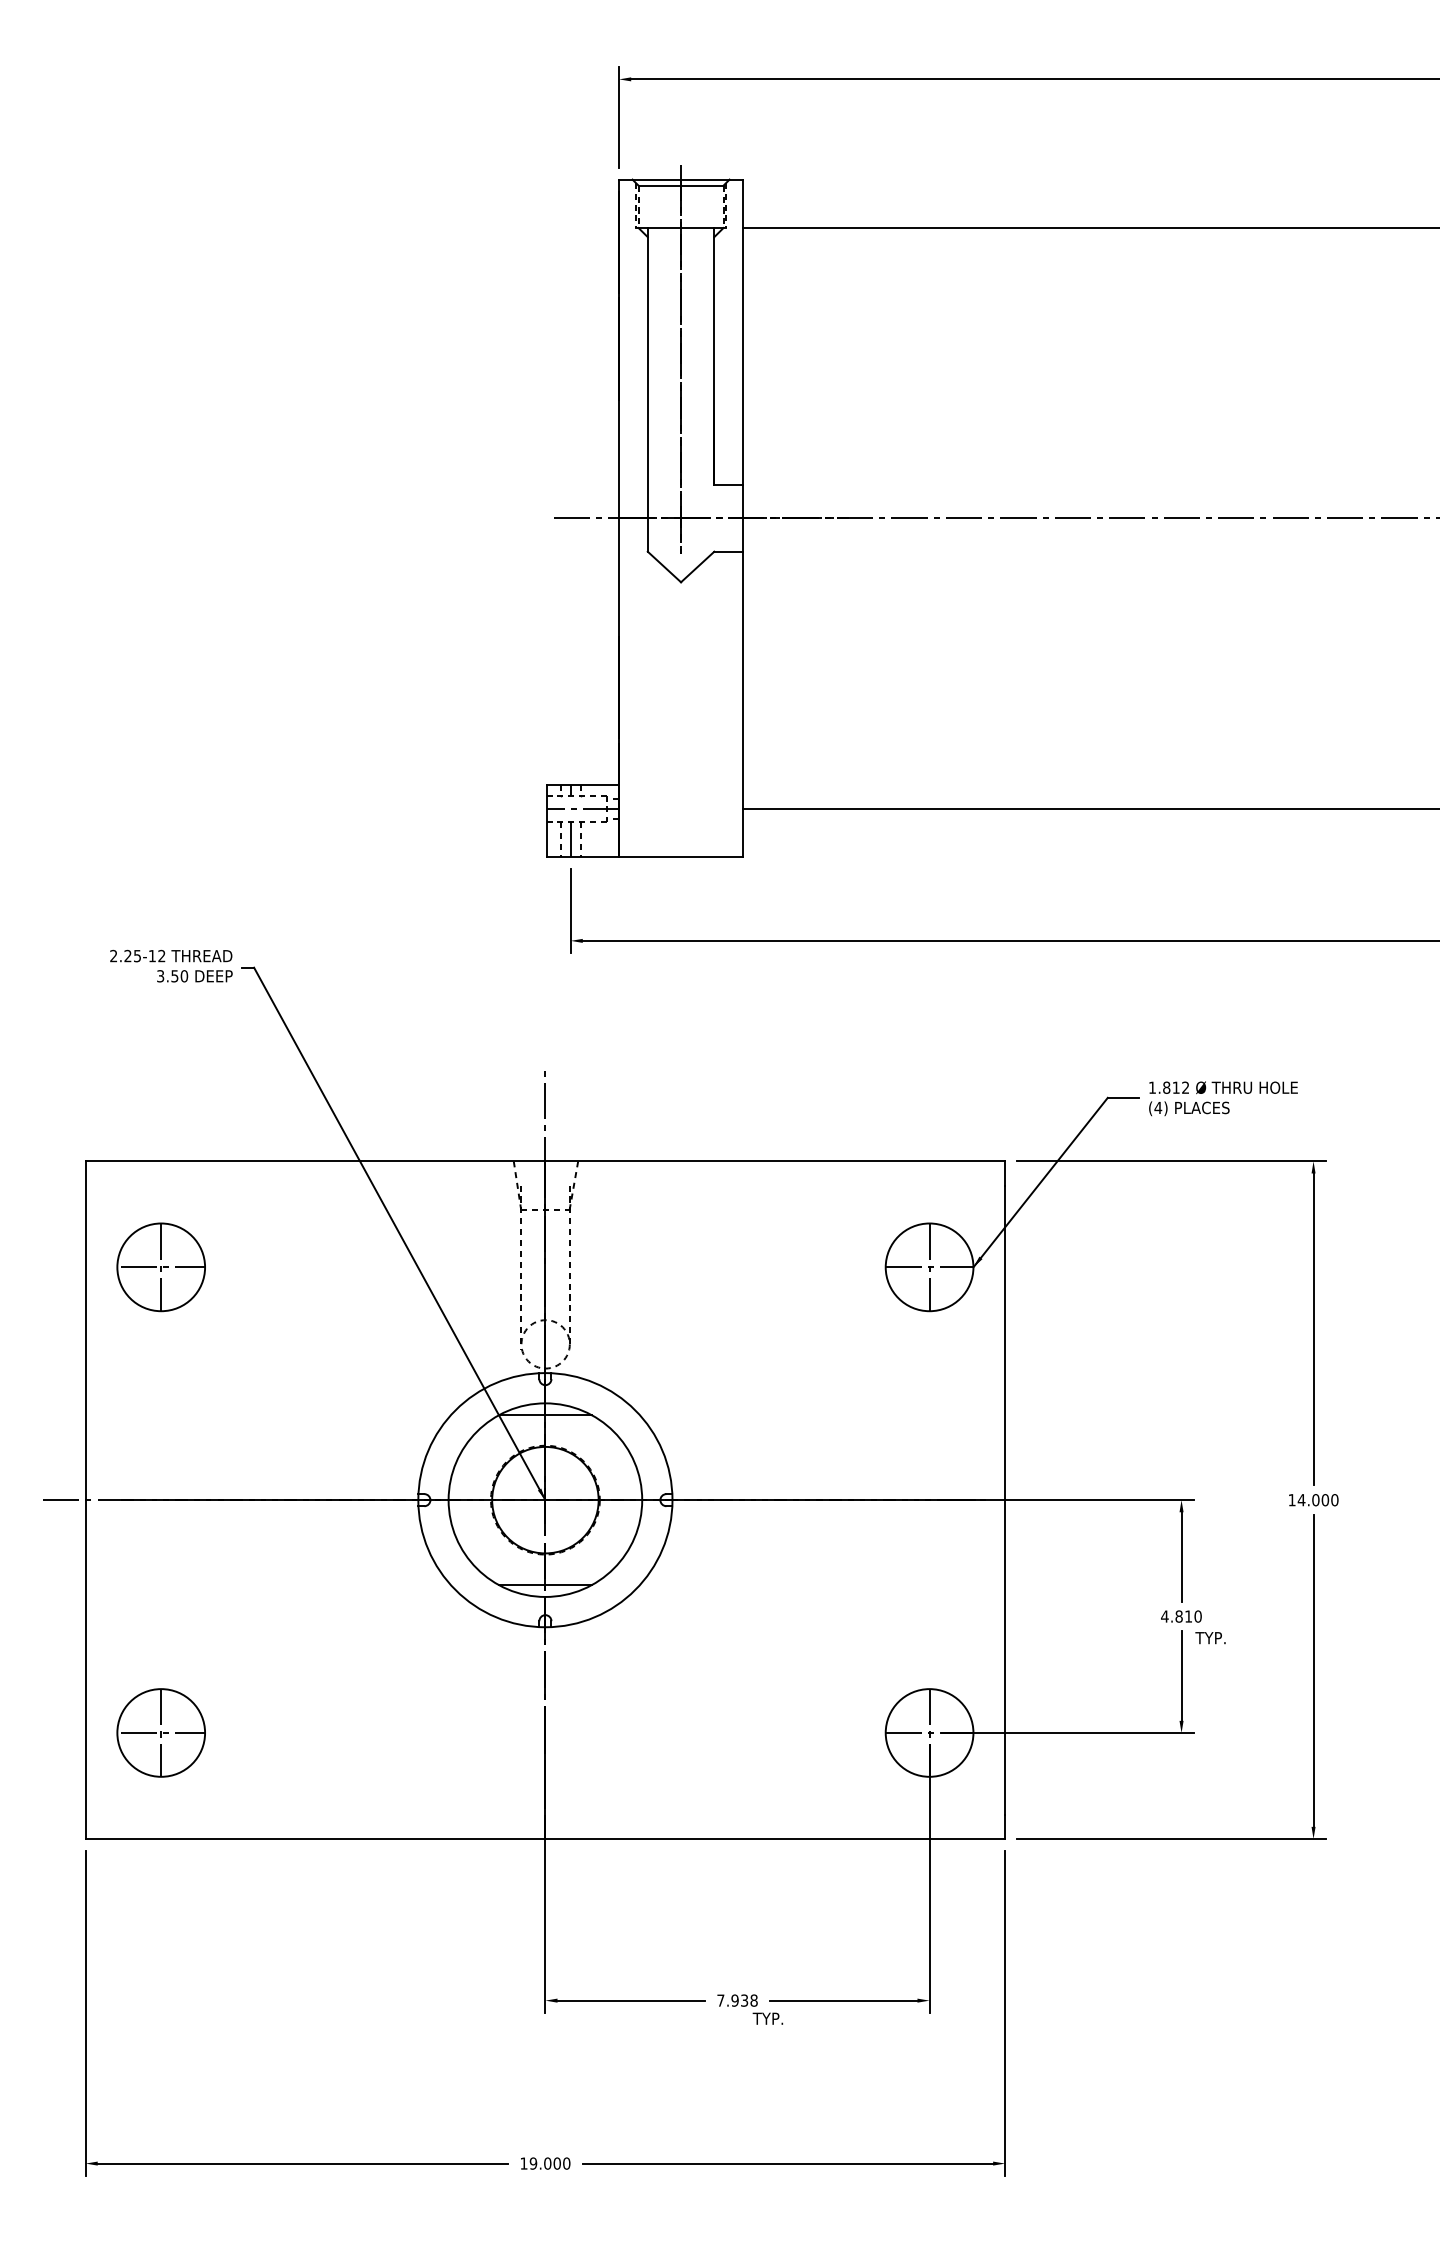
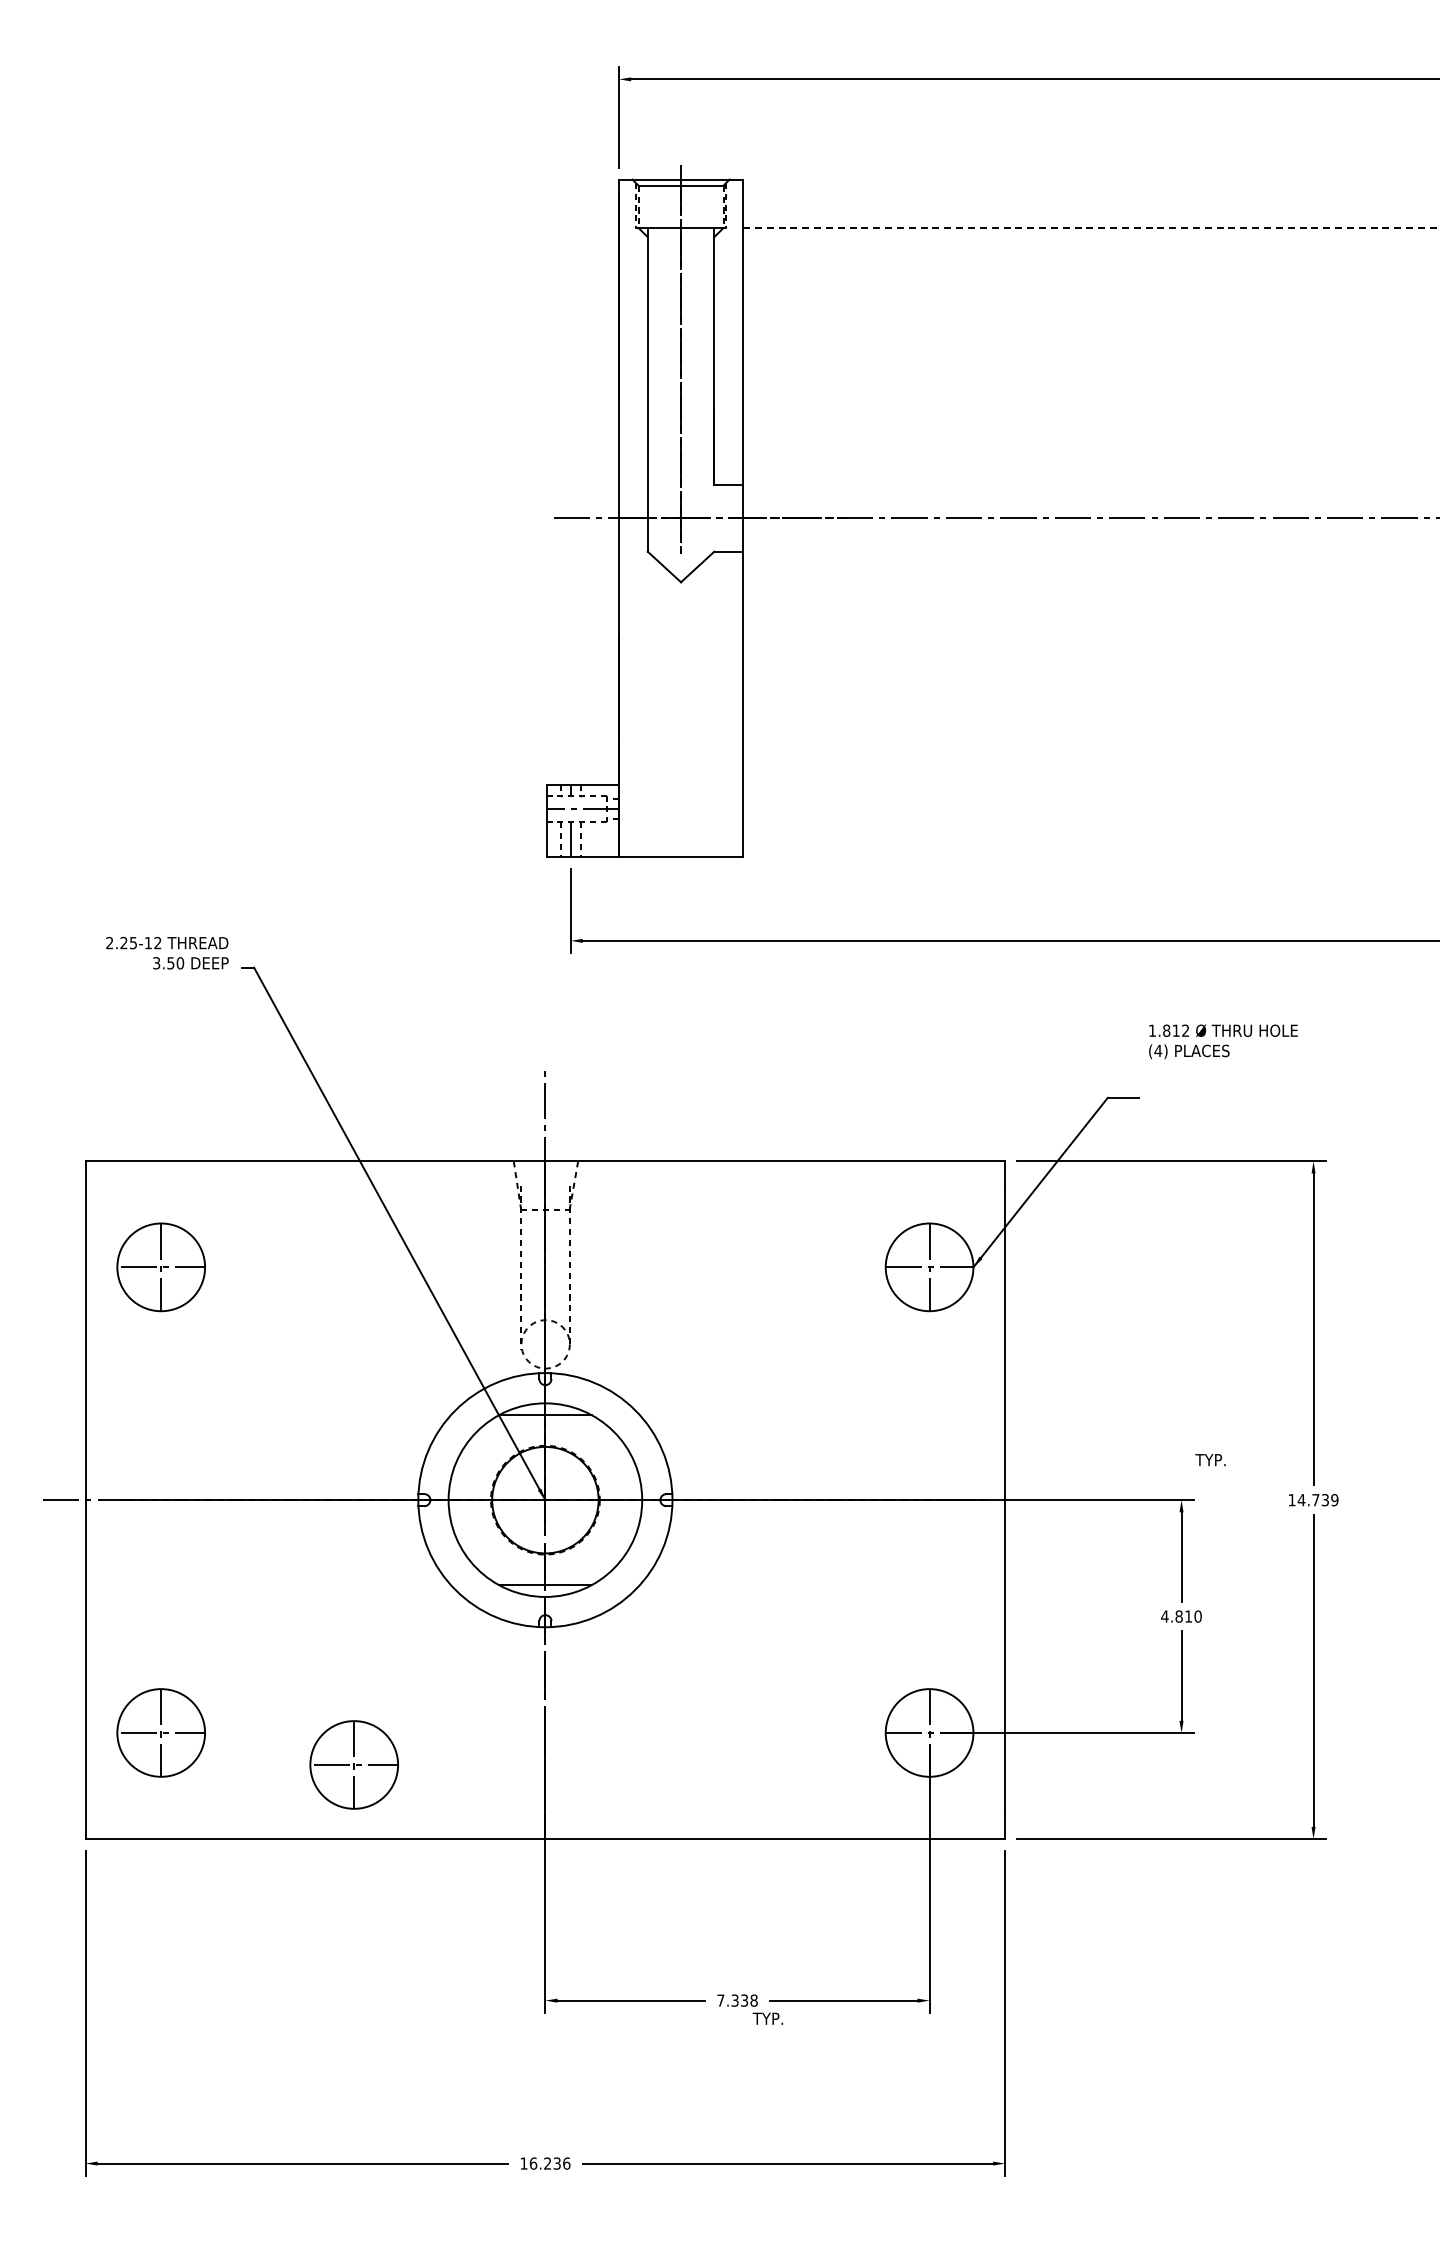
line: solid -> dashed (1091, 228)
line: present -> none (1089, 808)
text position: (171, 965) -> (167, 952) (167, 952)
text position: (1223, 1098) -> (1223, 1041) (1223, 1041)
text: 14.000 -> 14.739 (1325, 1500)
text position: (1210, 1638) -> (1210, 1460) (1210, 1460)
part: none -> present (353, 1764)
text: 7.938 -> 7.338 (734, 2000)
text: 19.000 -> 16.236 (549, 2163)
